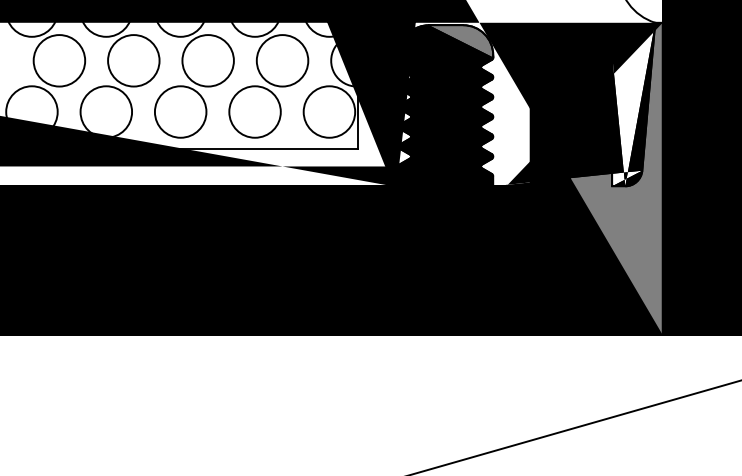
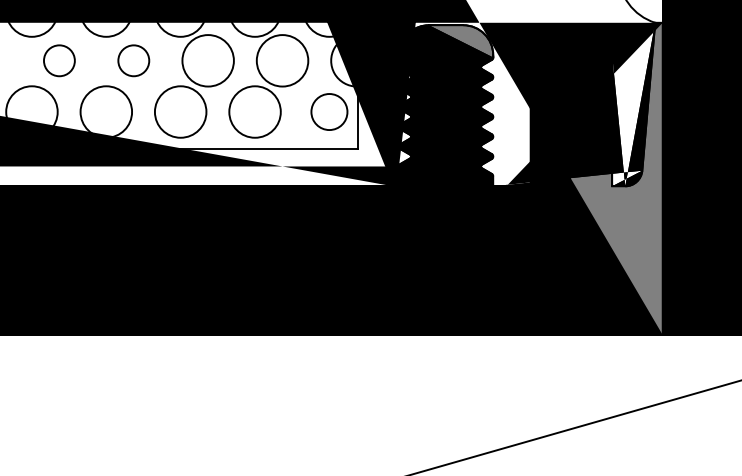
circle diameter: 51 px -> 31 px (59, 60)
circle diameter: 51 px -> 31 px (133, 60)
circle diameter: 51 px -> 36 px (329, 112)
